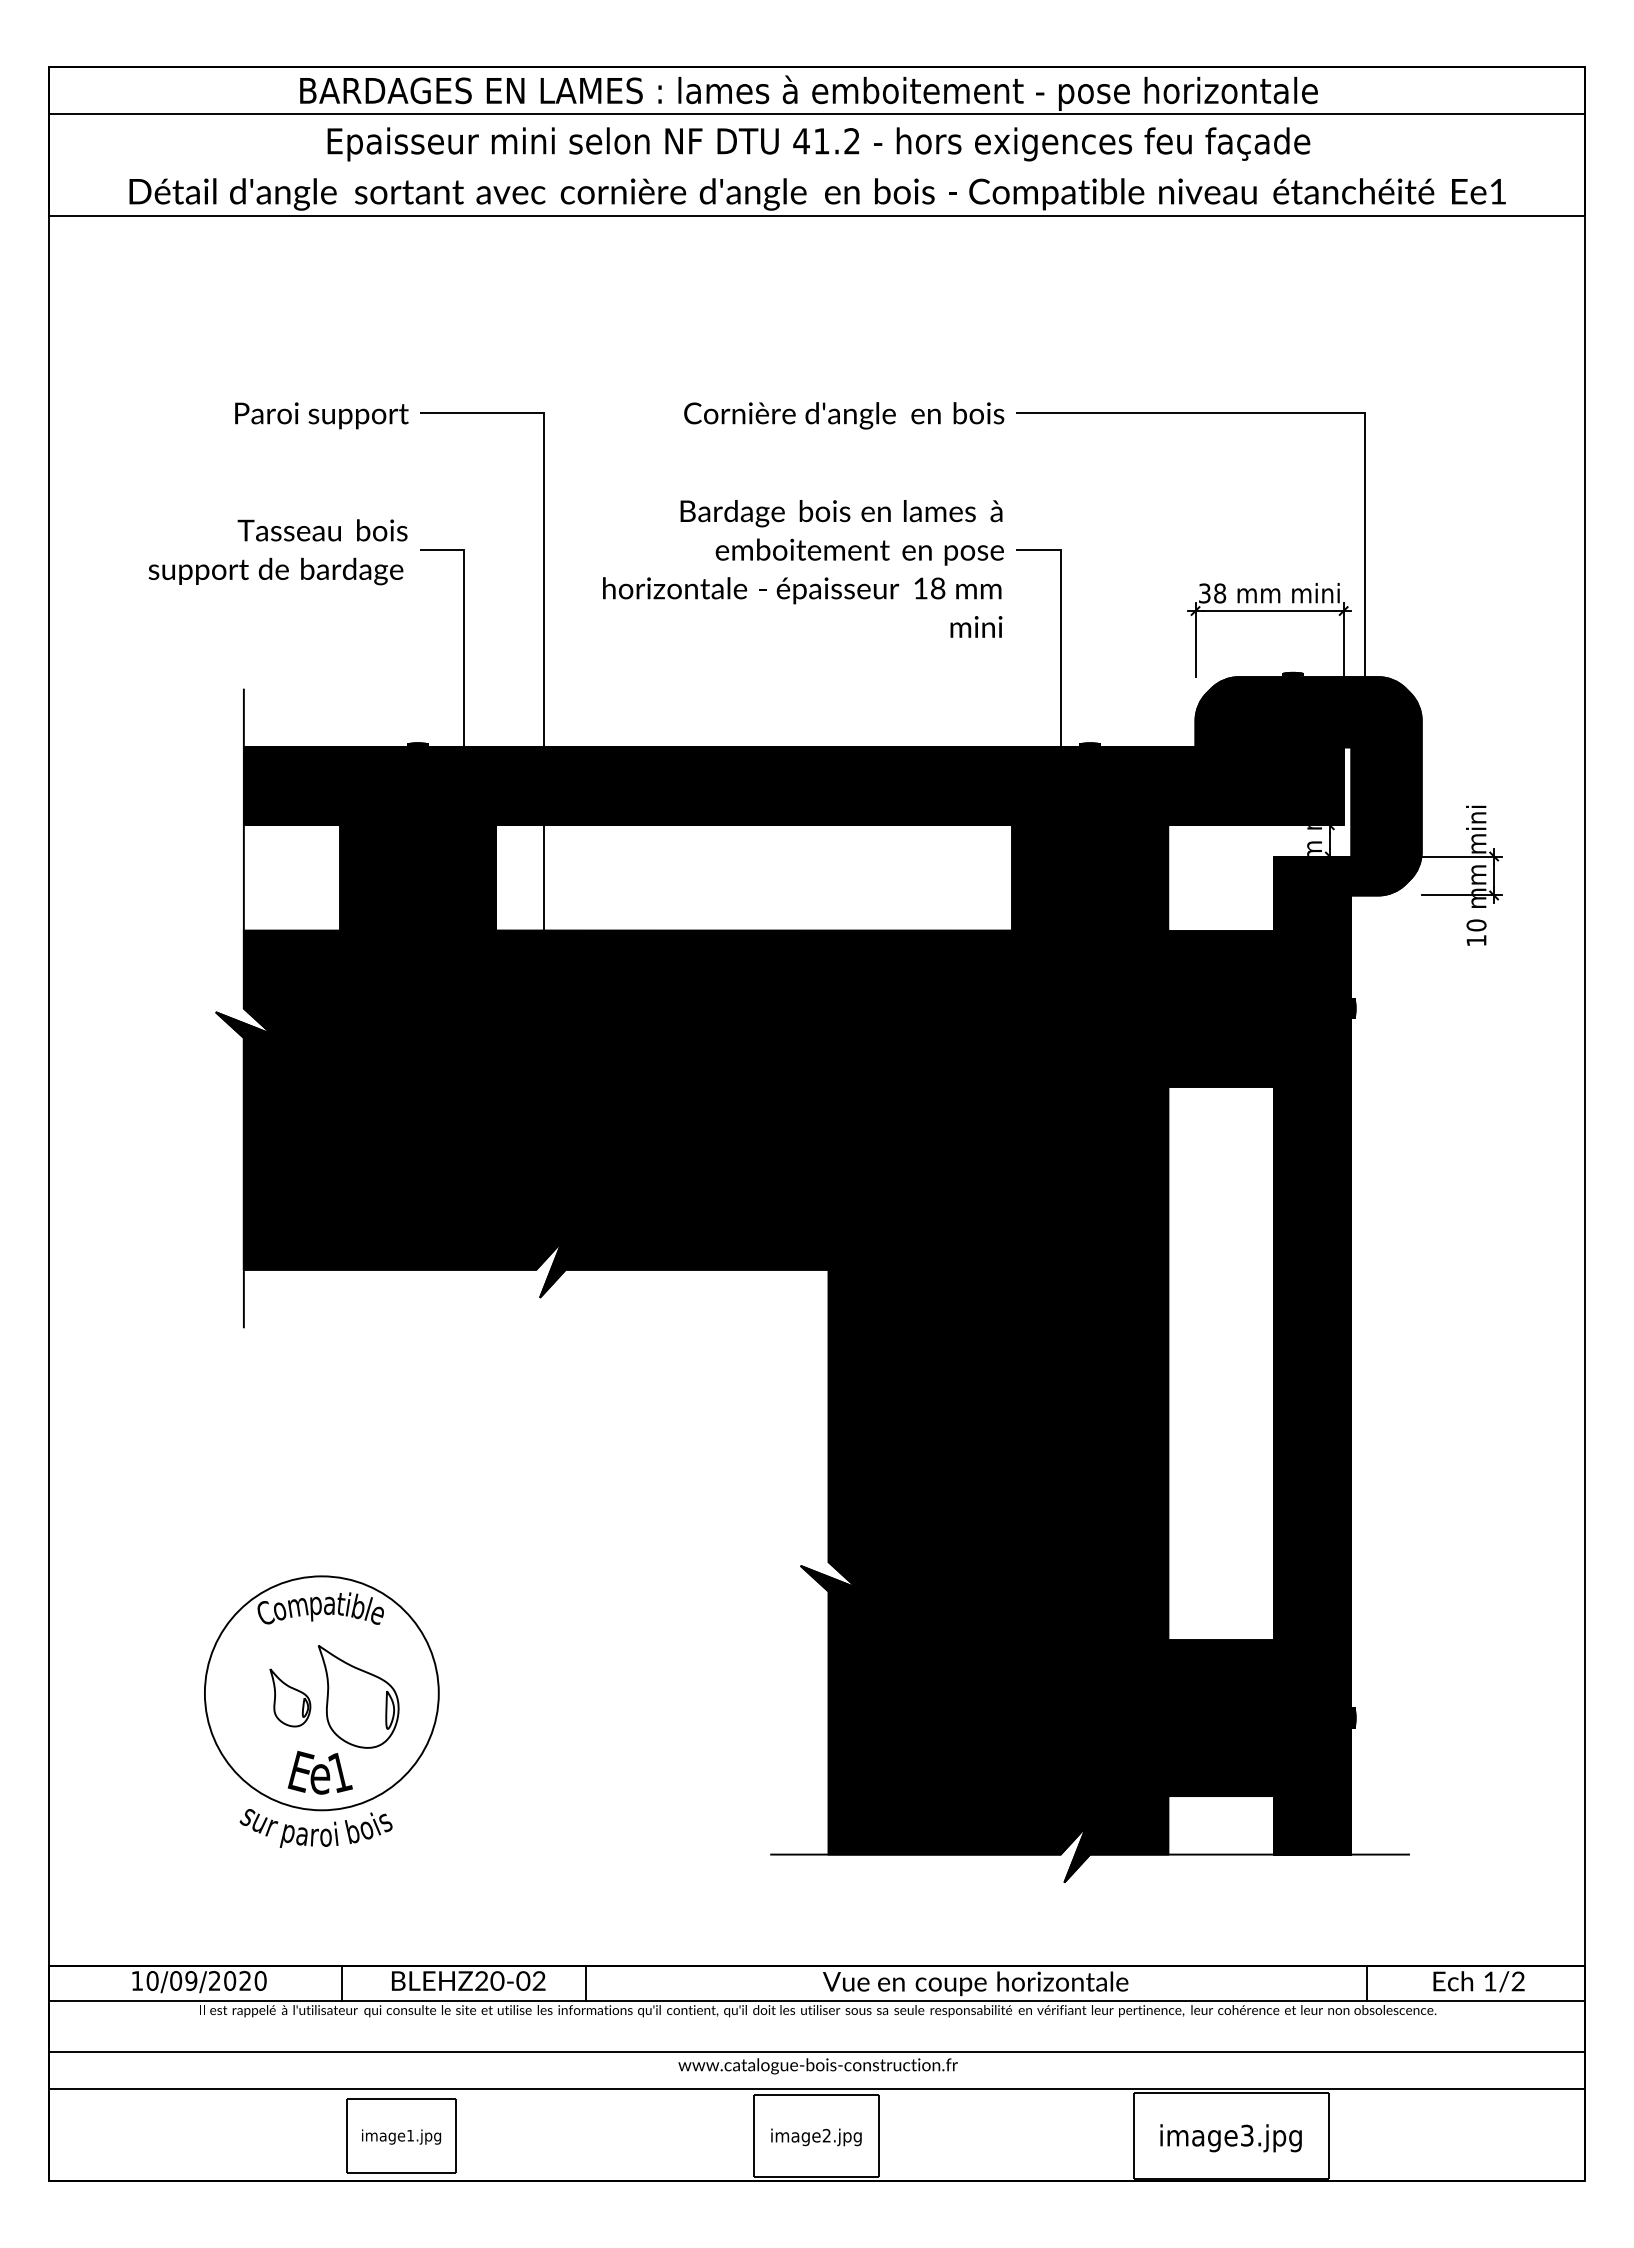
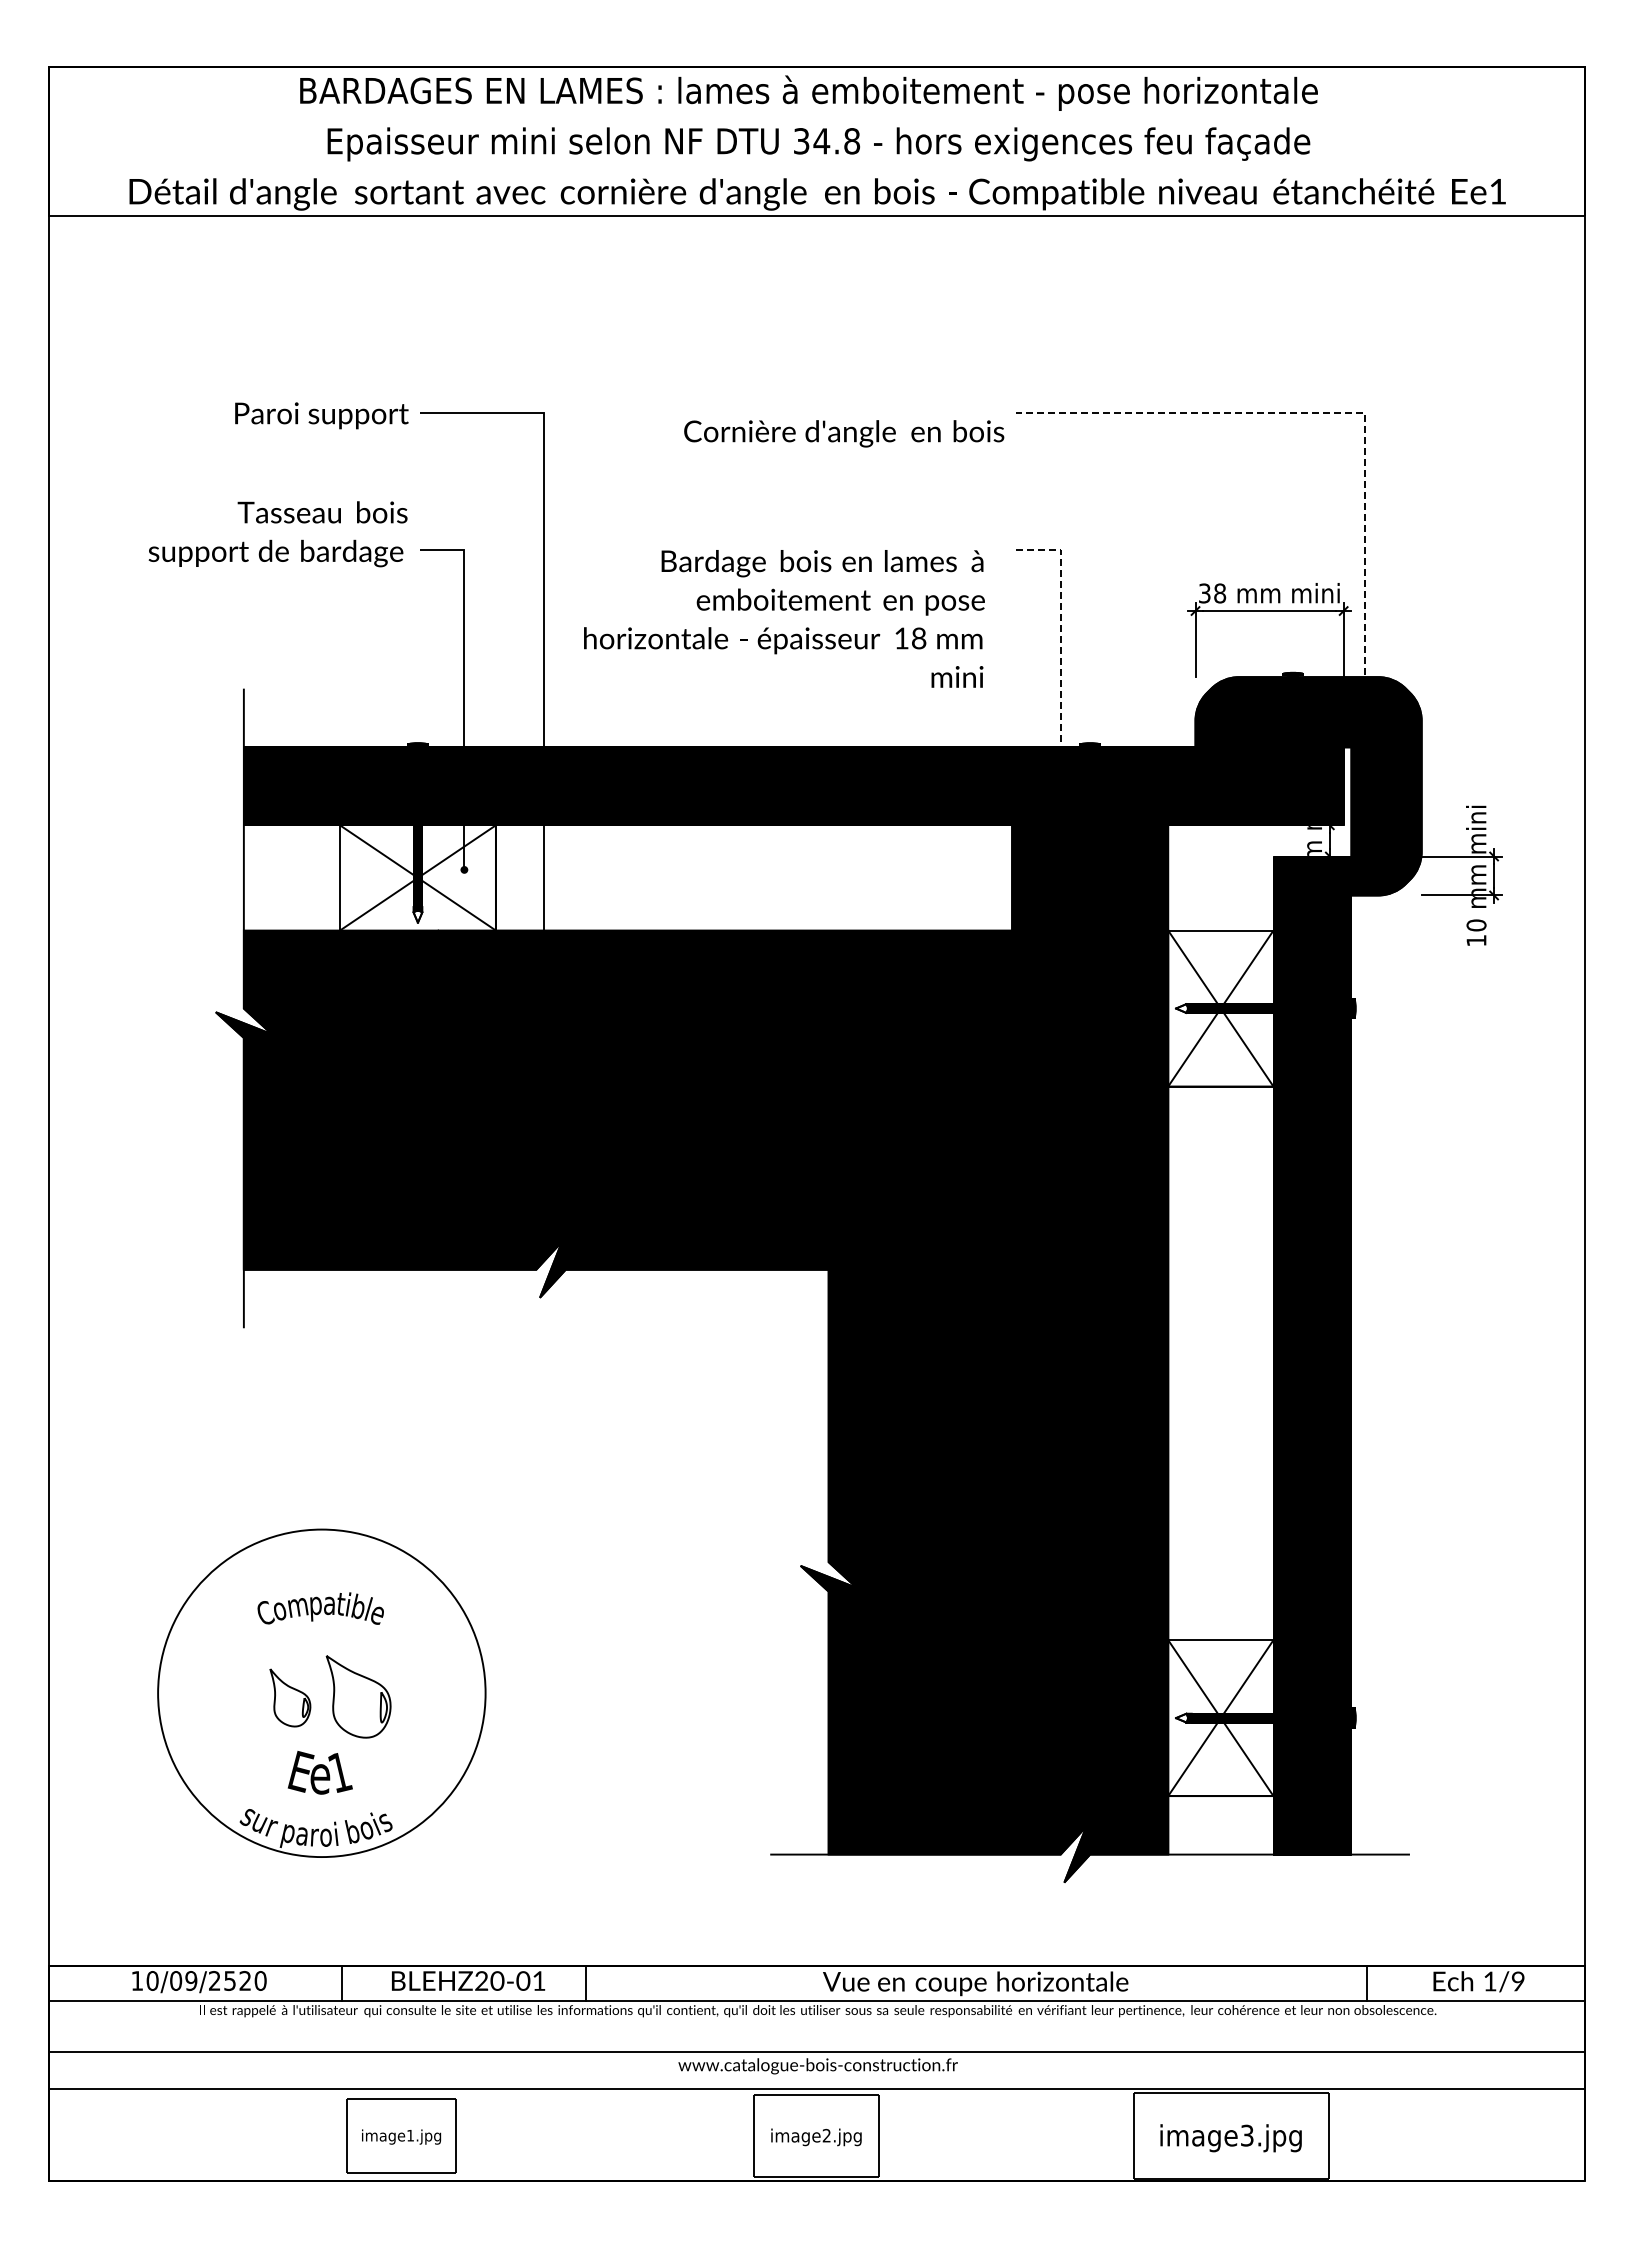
line: present -> none (816, 114)
text: 41.2 -> 34.8 (826, 141)
line: solid -> dashed (1338, 412)
text position: (844, 415) -> (844, 433) (844, 433)
text position: (277, 552) -> (277, 534) (277, 534)
text position: (803, 568) -> (784, 618) (784, 618)
line: solid -> dashed (1061, 644)
fill: present -> none (417, 877)
fill: present -> none (417, 916)
fill: present -> none (1181, 1008)
fill: present -> none (1220, 1008)
circle diameter: 234 px -> 327 px (321, 1693)
part size: 83x104 px -> 67x84 px (358, 1696)
fill: present -> none (1181, 1717)
fill: present -> none (1220, 1718)
text: 10/09/2020 -> 10/09/2520 (230, 1980)
text: \c16711848;BLEHZ20-02 -> \c16711848;BLEHZ20-01 (538, 1980)
text: 1/2 -> 1/9 (1517, 1981)
